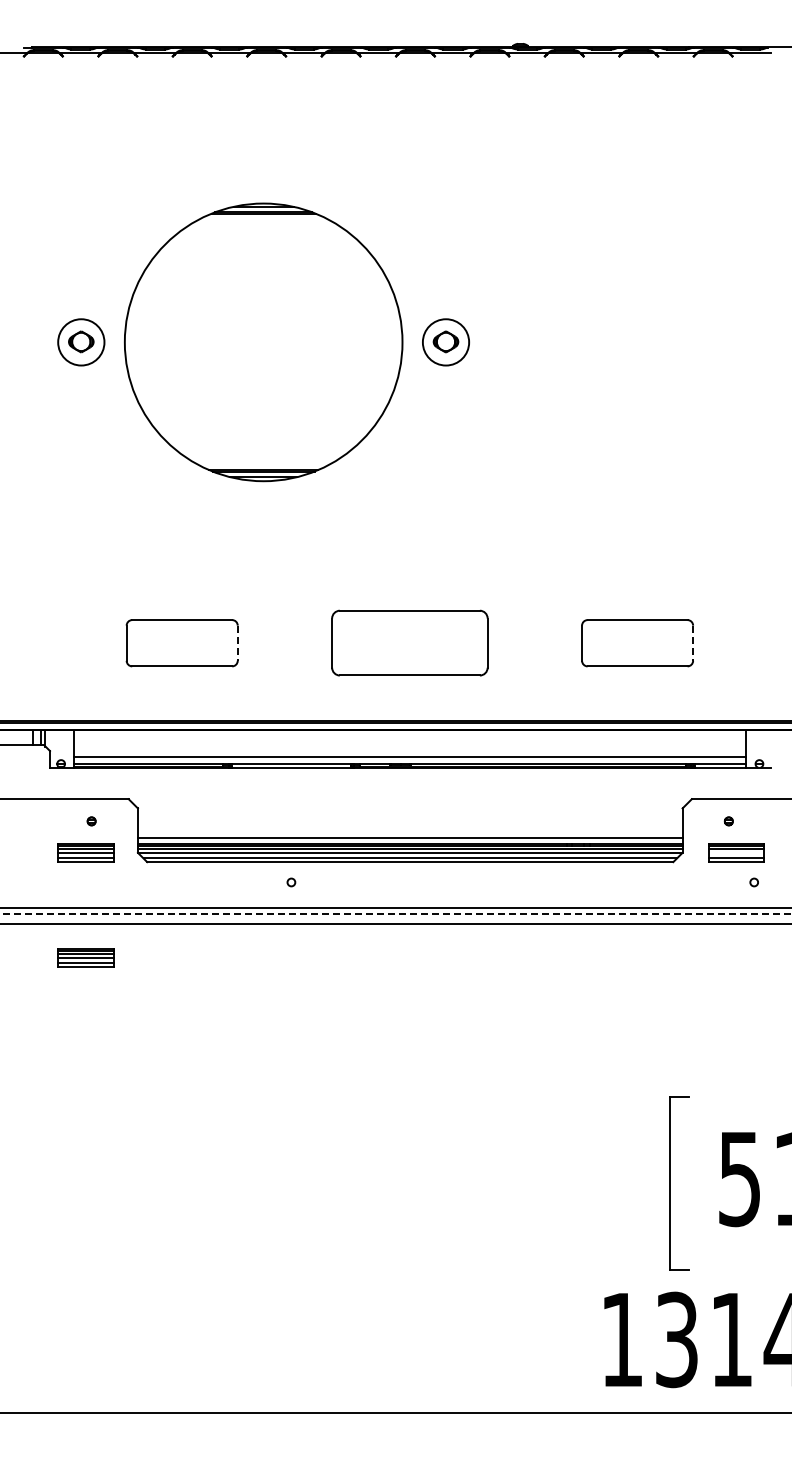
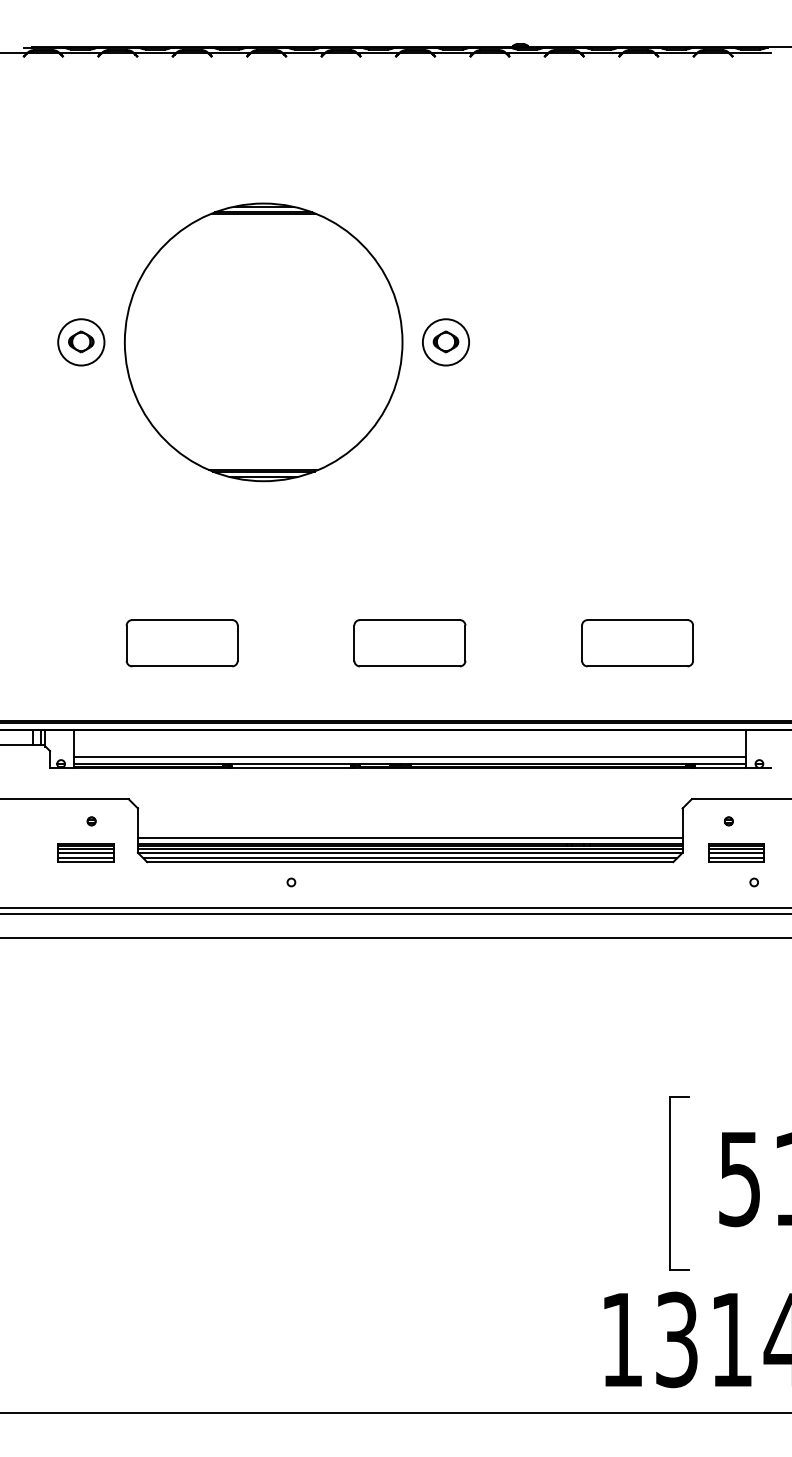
part size: 158x68 px -> 114x49 px (409, 643)
line: dashed -> solid (237, 643)
line: dashed -> solid (693, 643)
line: none -> present (736, 853)
line: dashed -> solid (395, 913)
line position: (395, 924) -> (395, 938) (395, 938)
part: present -> none (85, 957)
